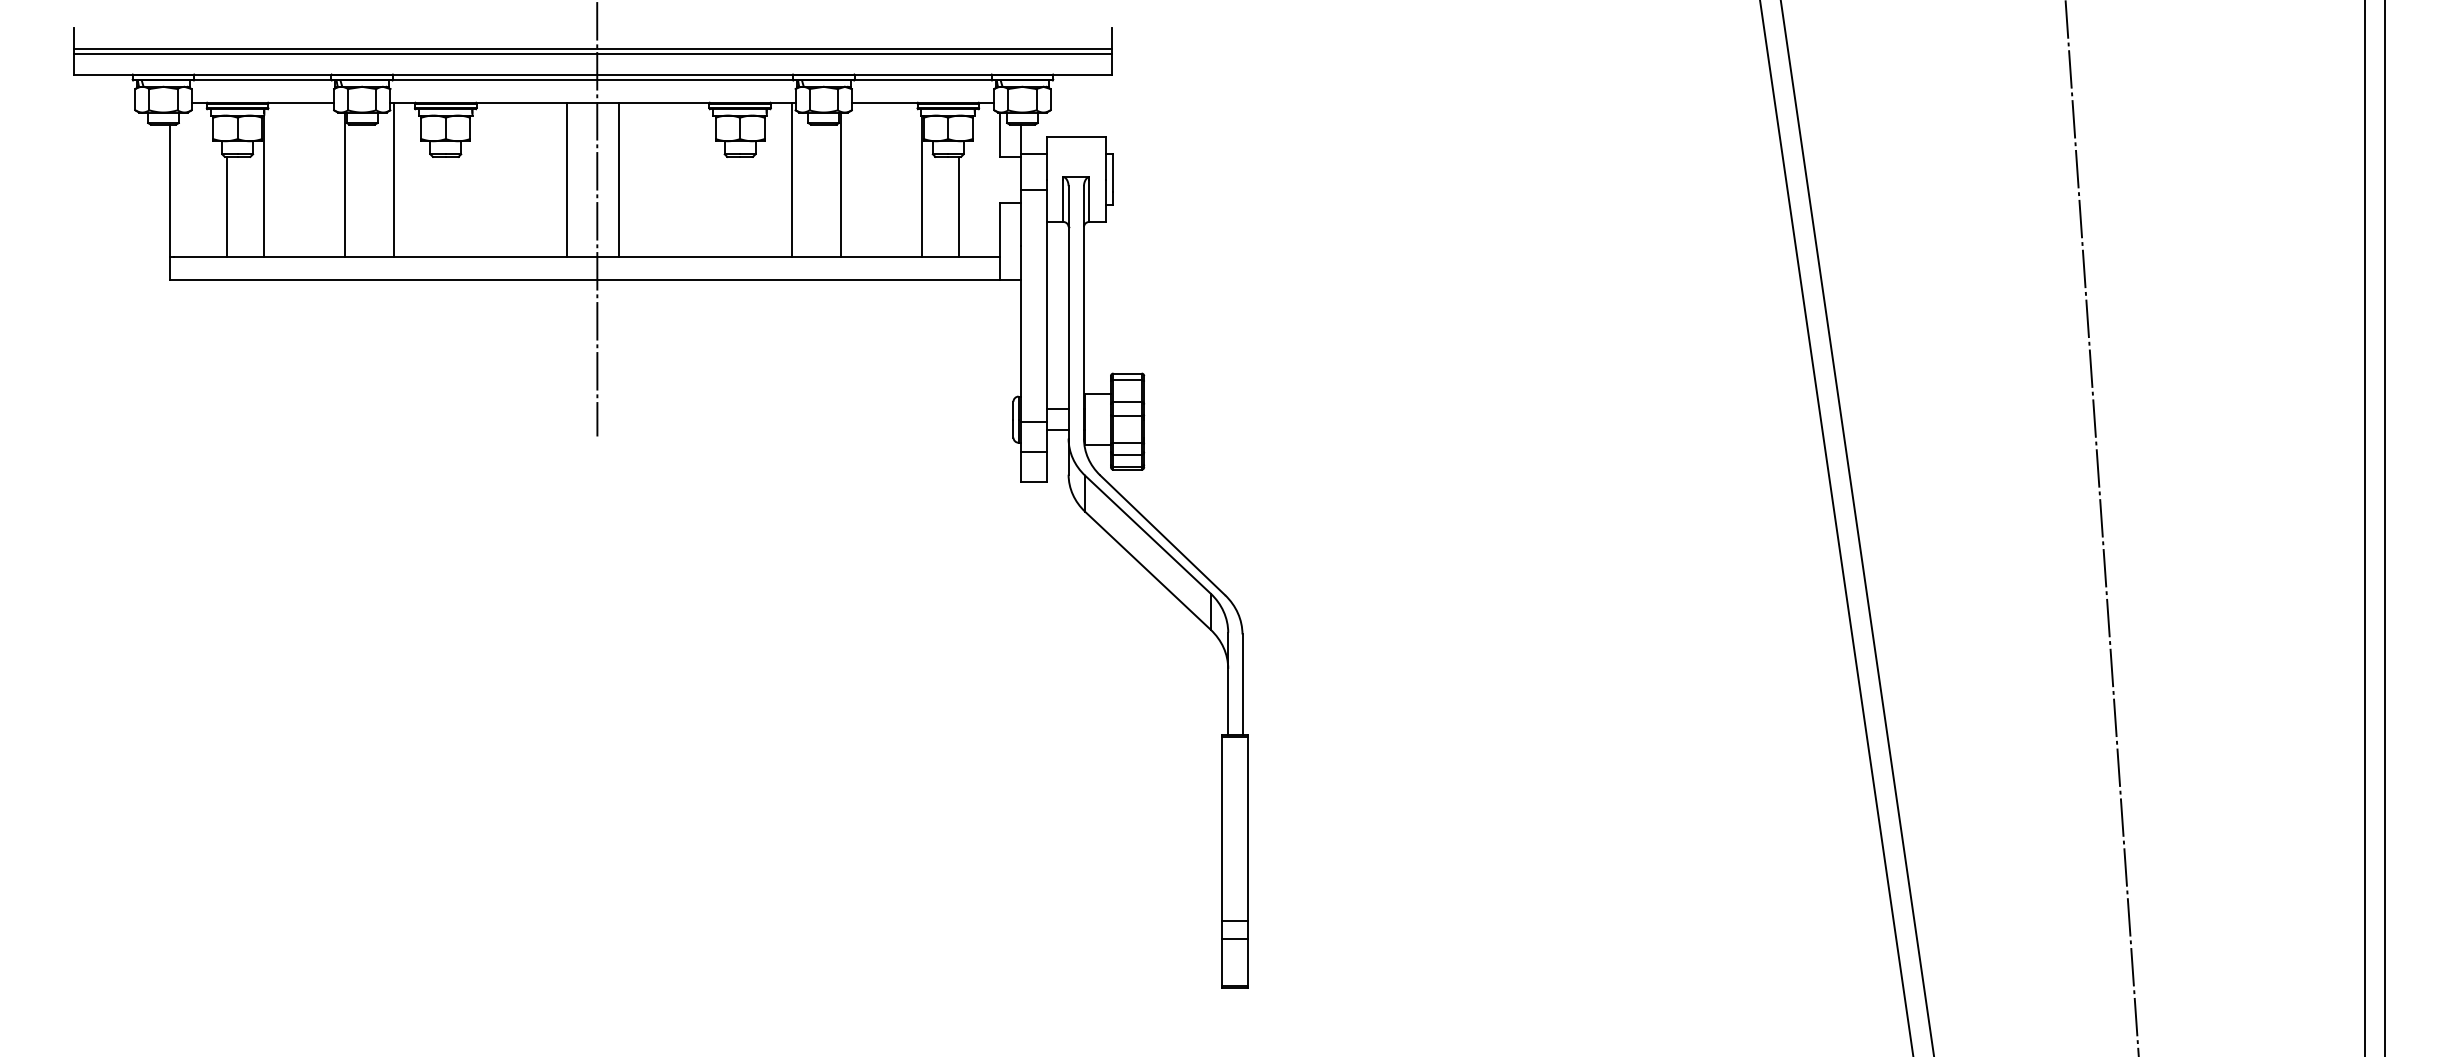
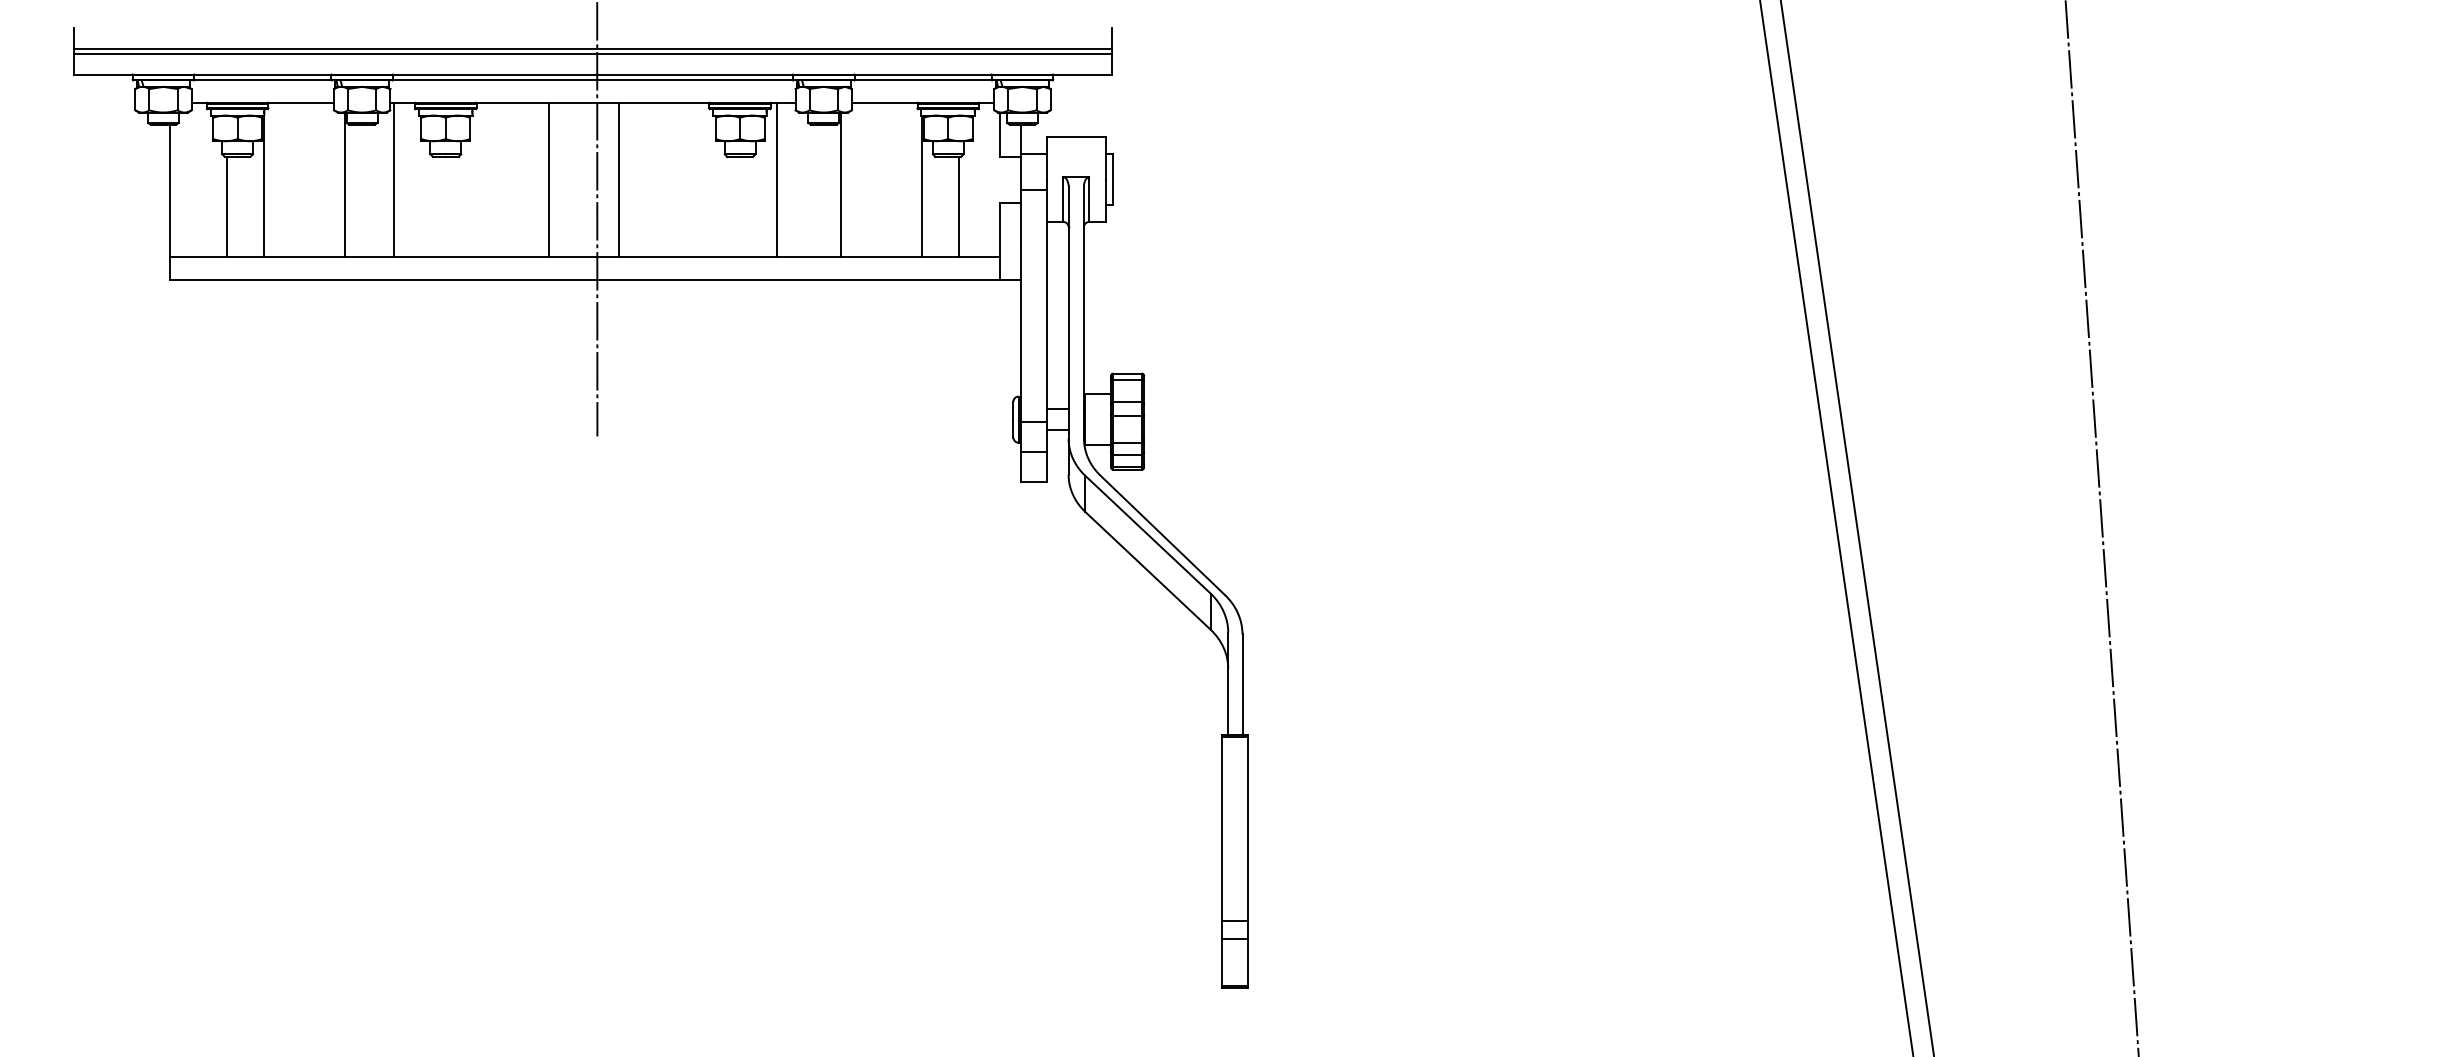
line position: (567, 179) -> (549, 179) (549, 179)
line position: (791, 179) -> (776, 179) (776, 179)
line: present -> none (2364, 527)
line: present -> none (2385, 527)
